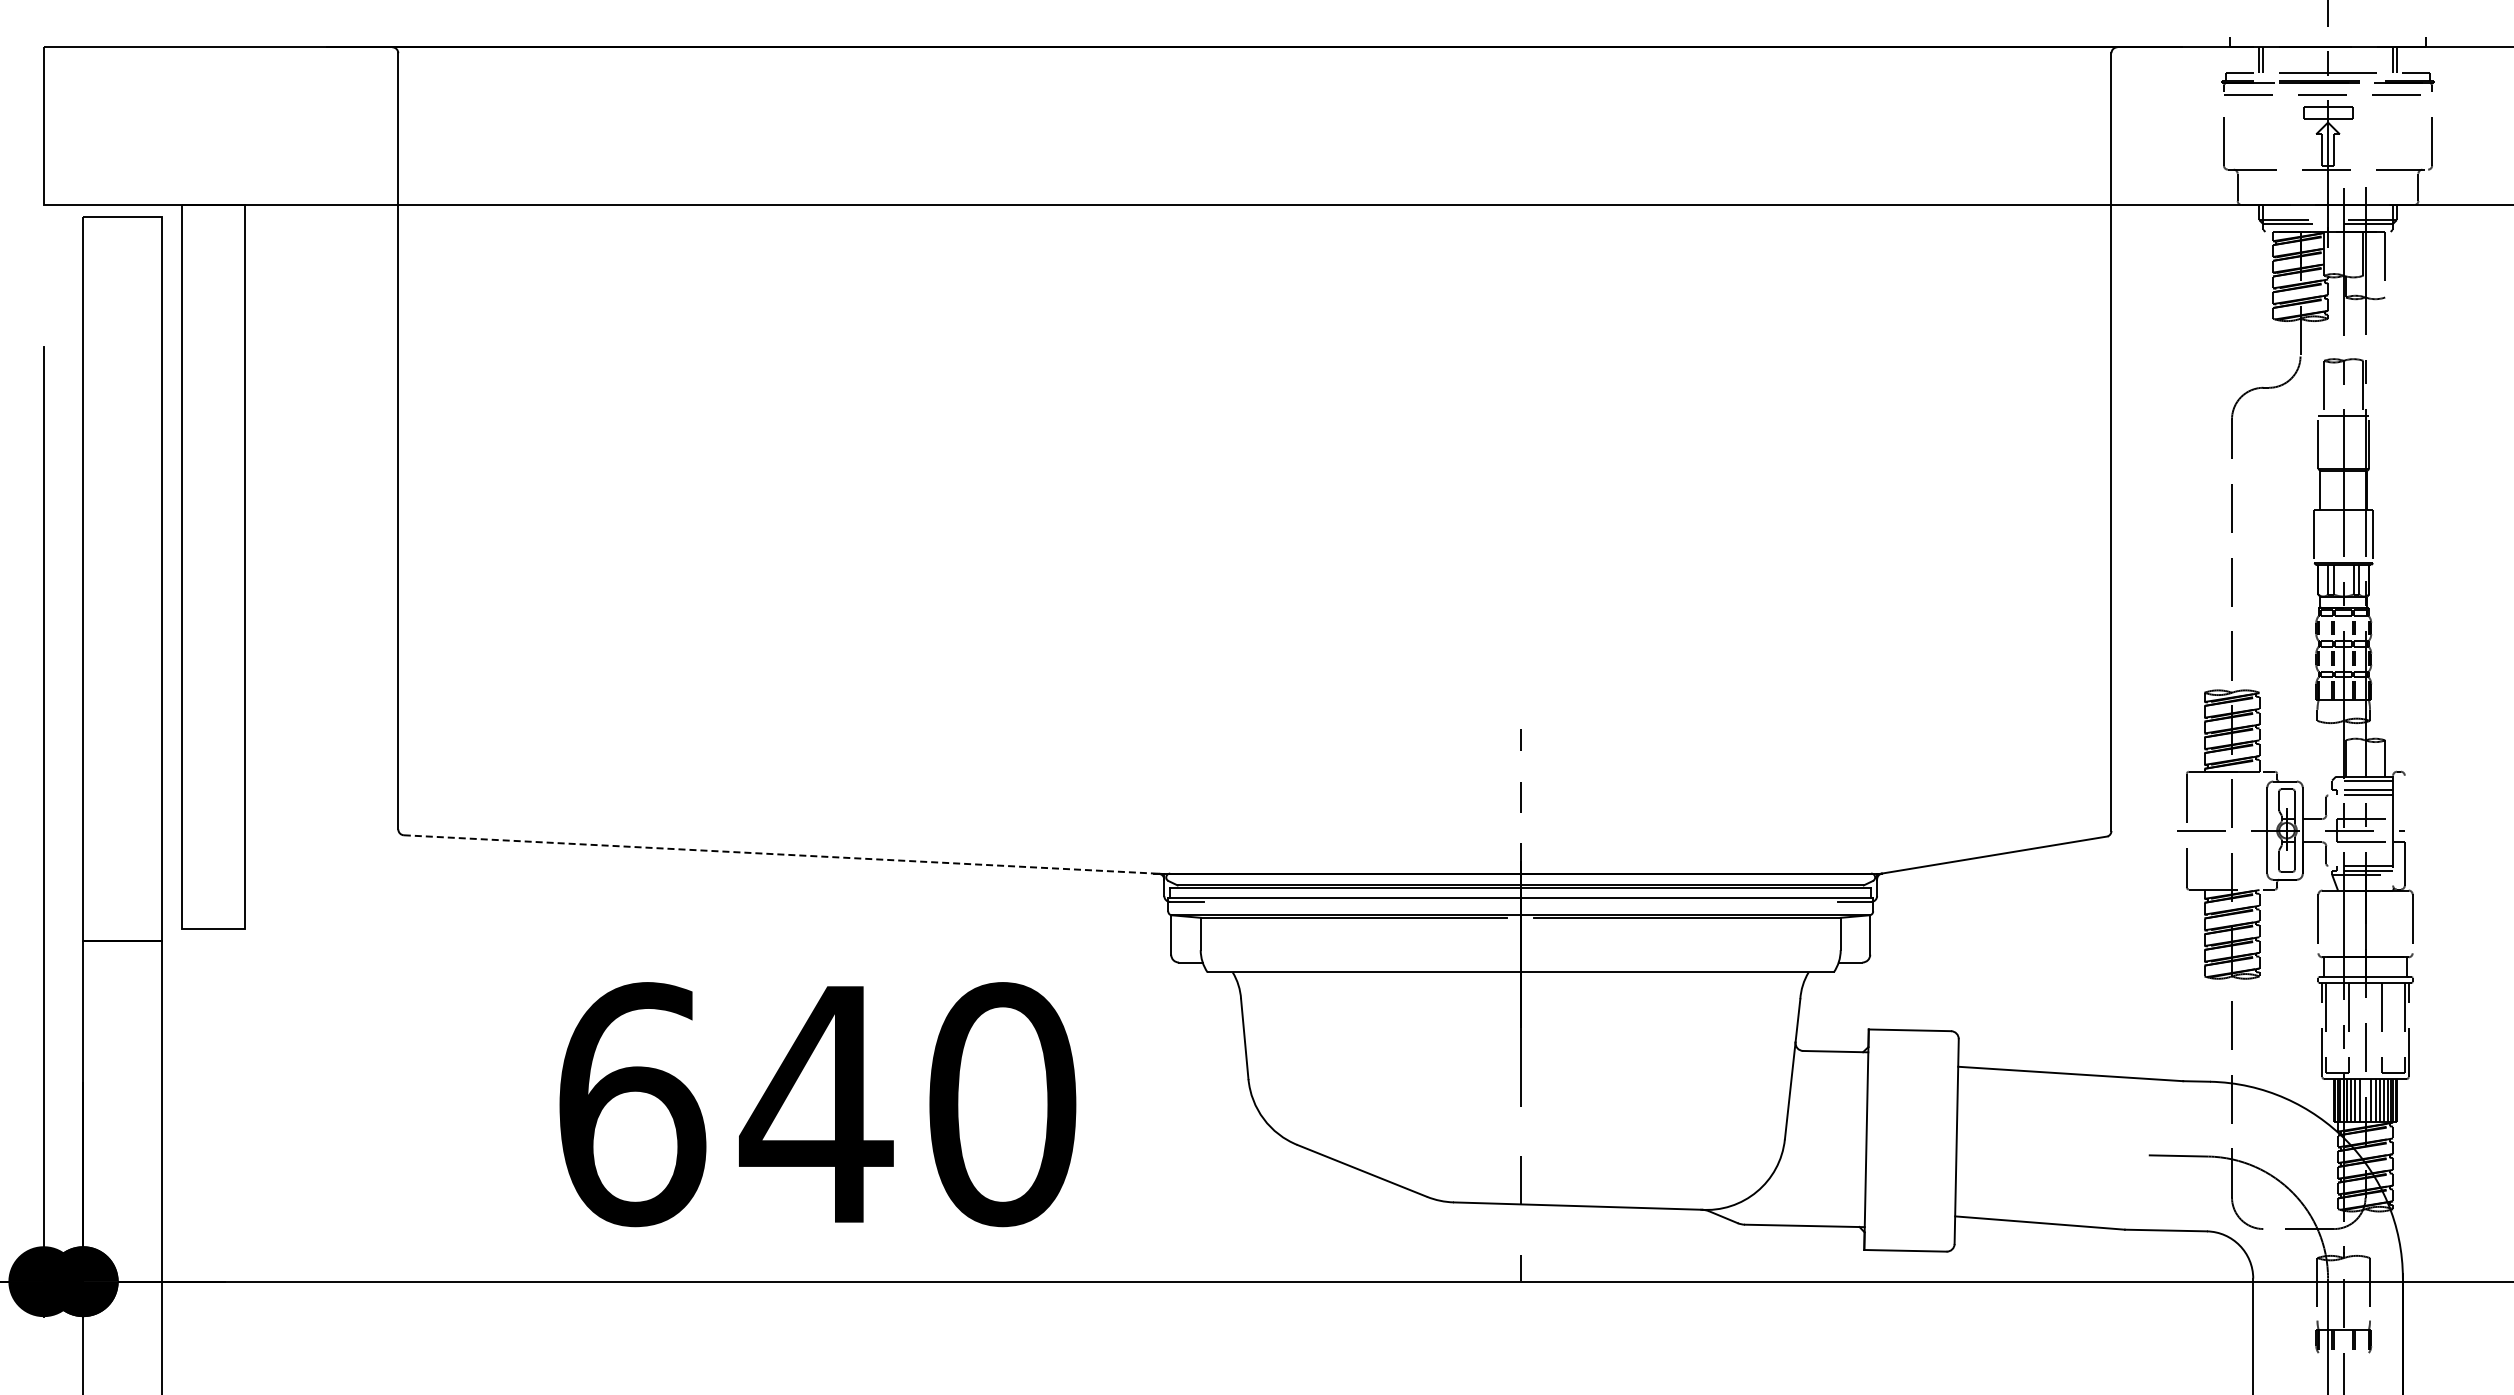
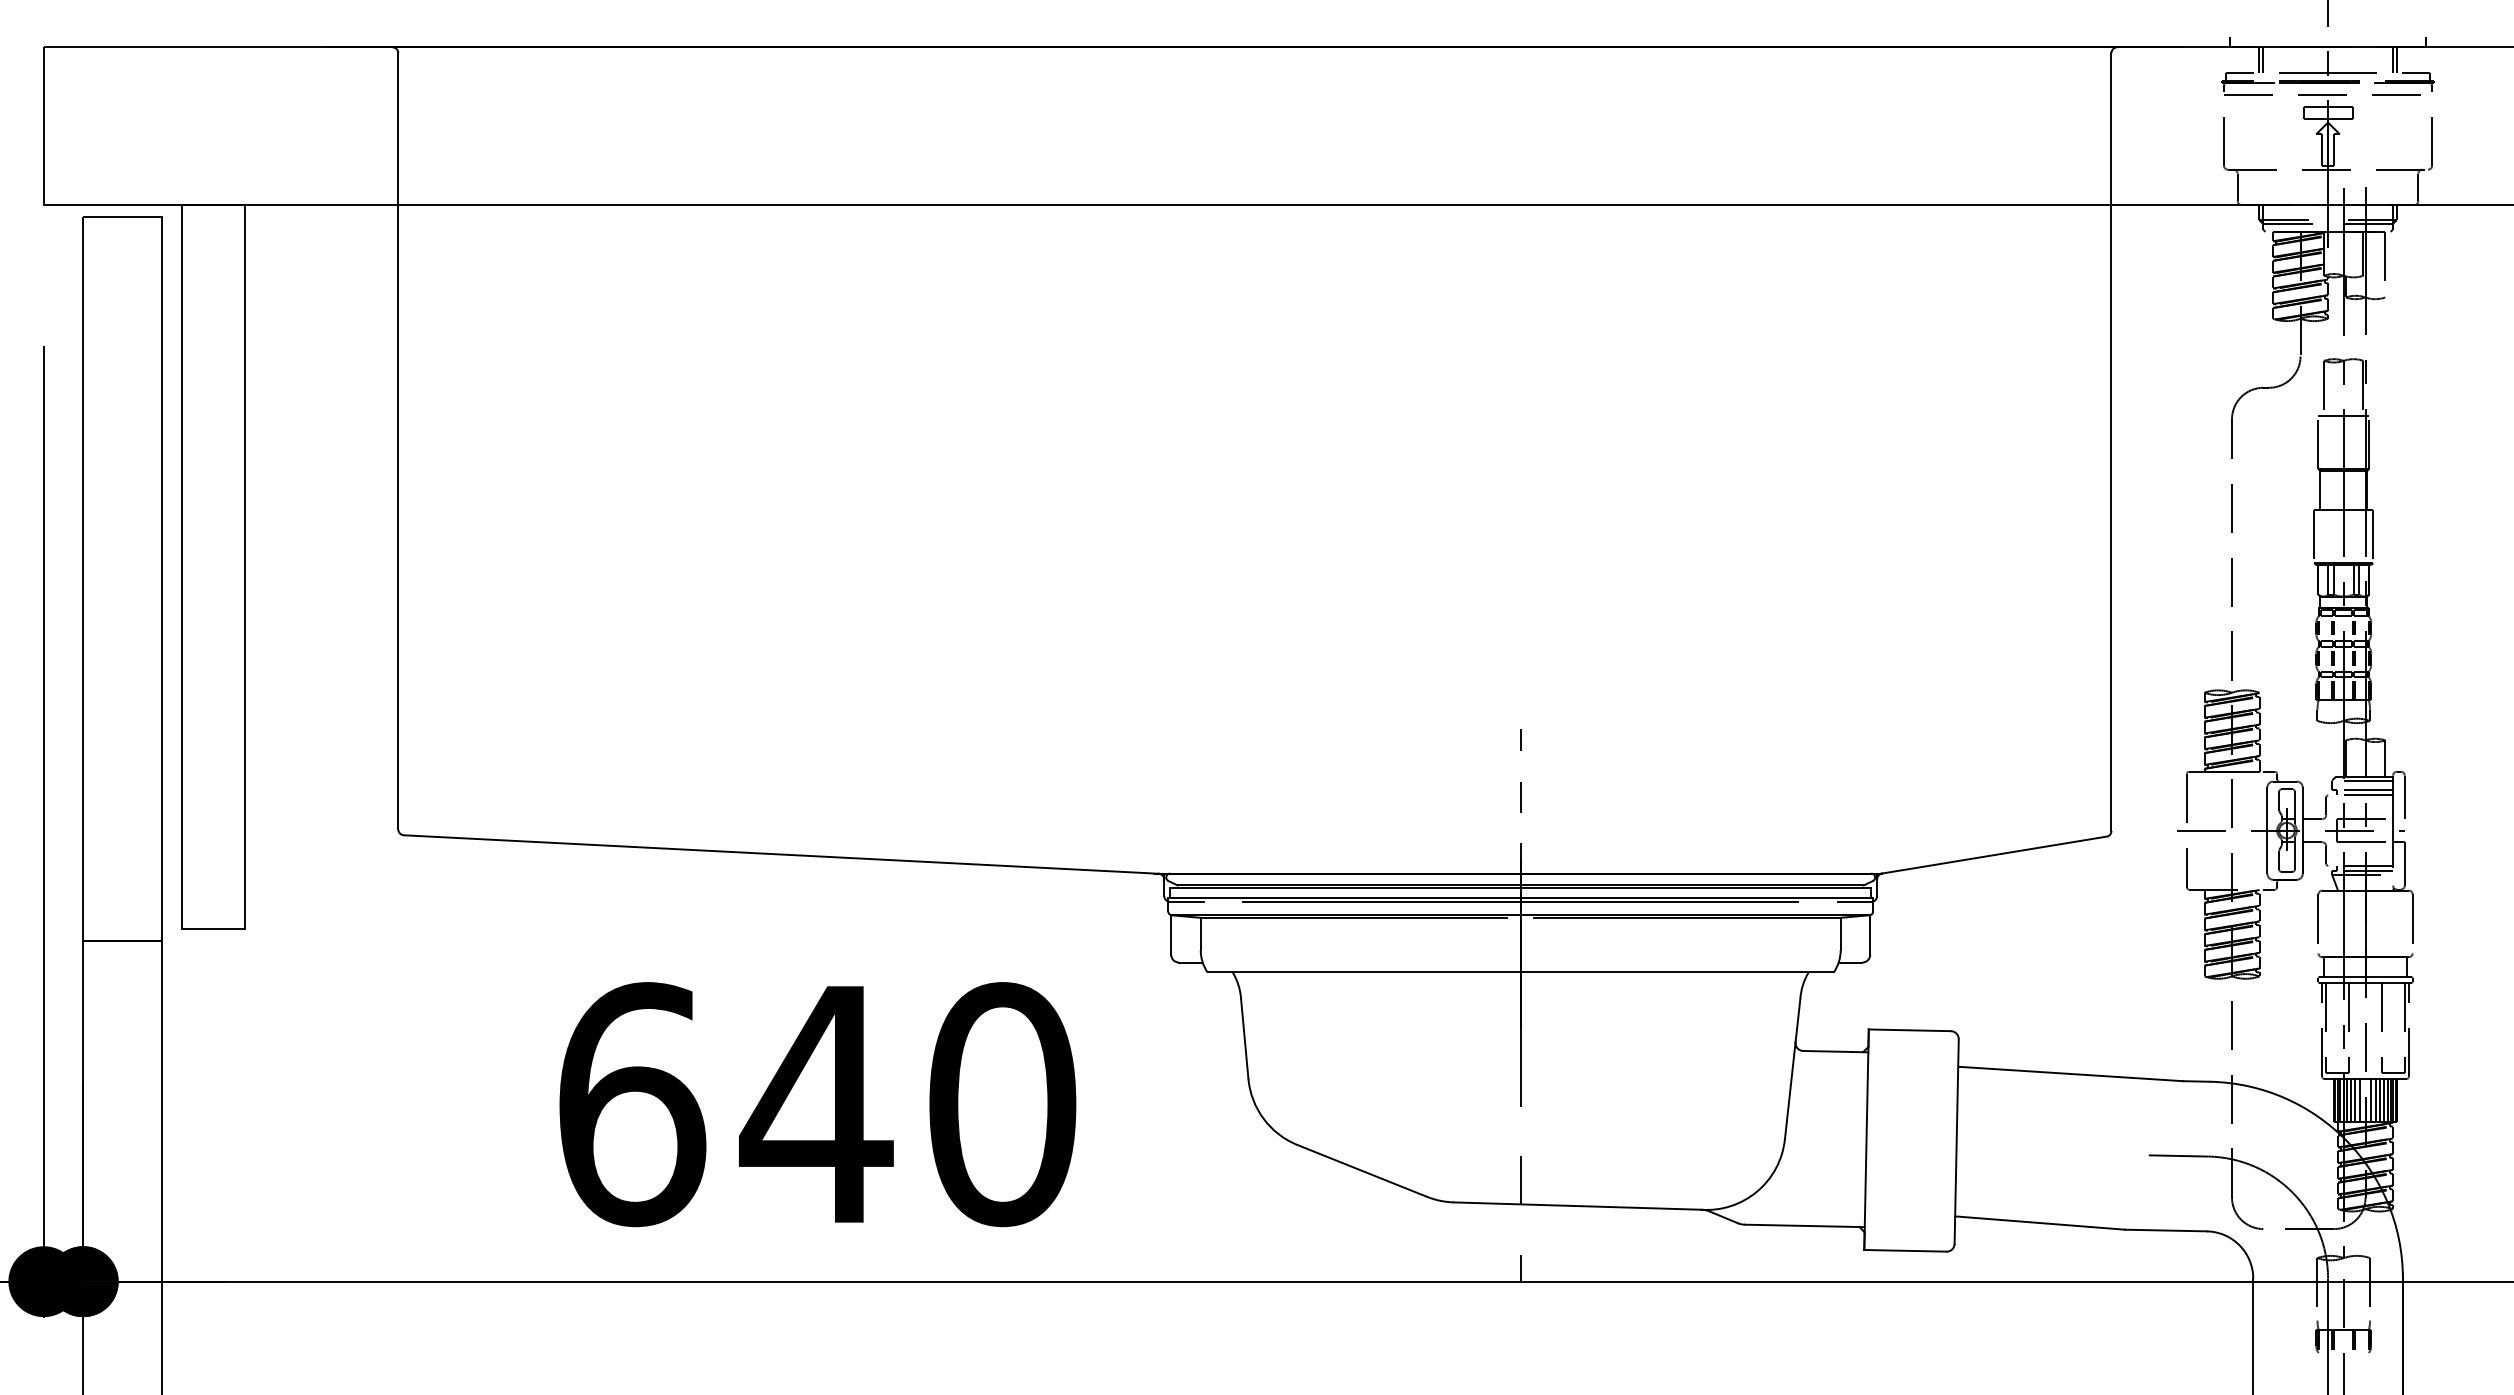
line: none -> present (2404, 796)
line: dashed -> solid (781, 854)
line: none -> present (1520, 901)
